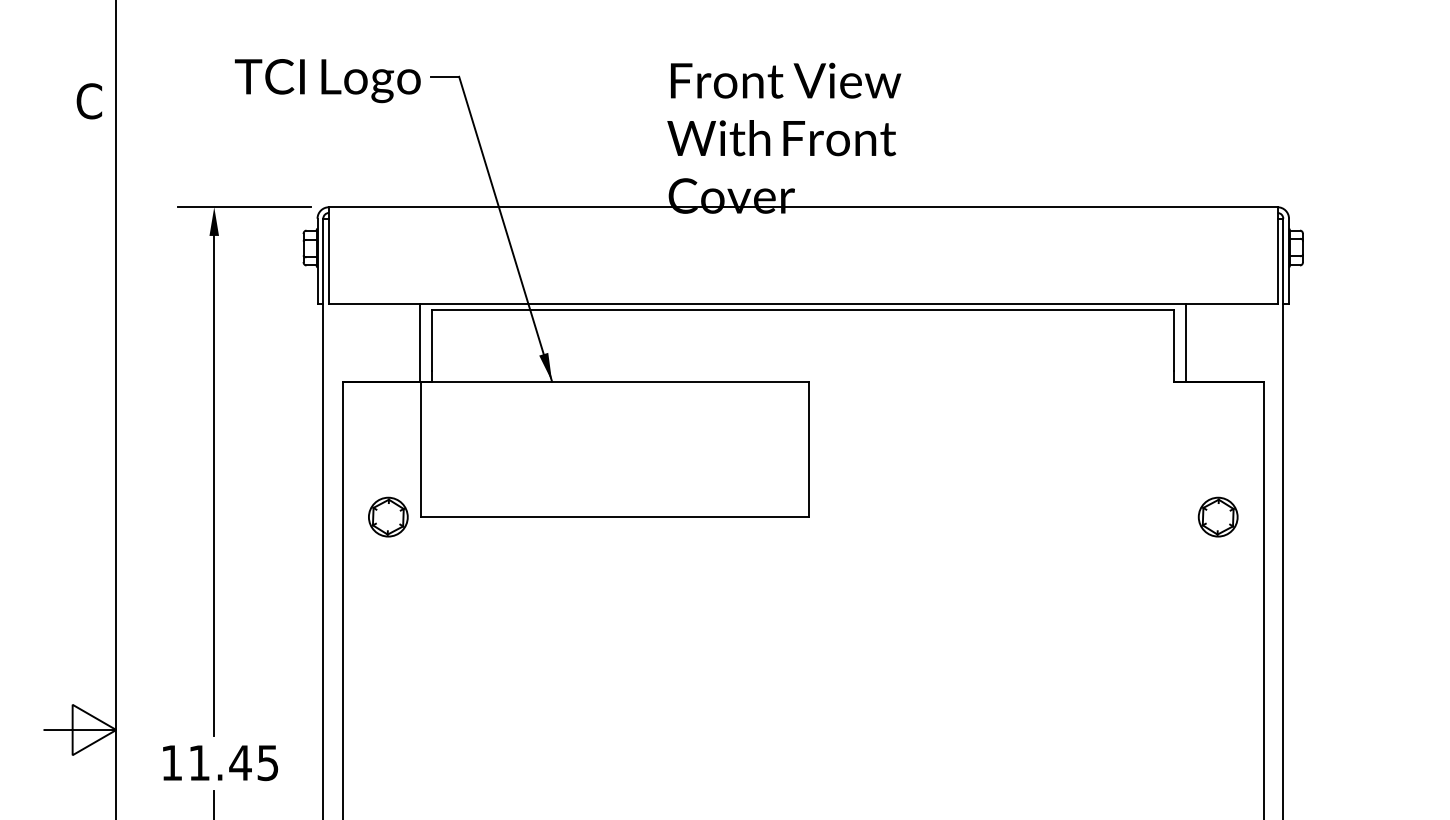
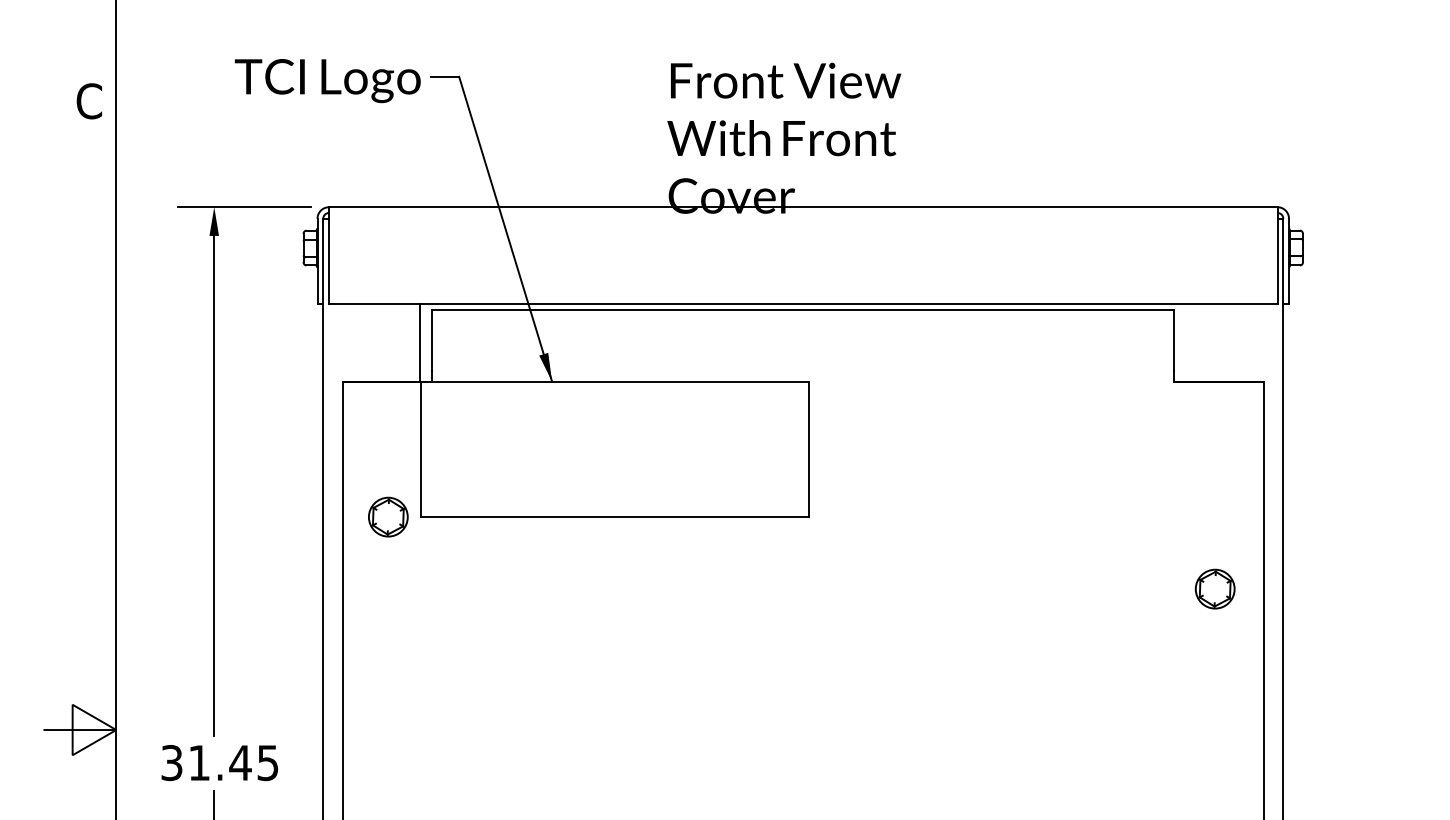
line: present -> none (1186, 342)
part position: (1217, 516) -> (1214, 588) (1214, 588)
text: 11.45 -> 31.45 (171, 763)
